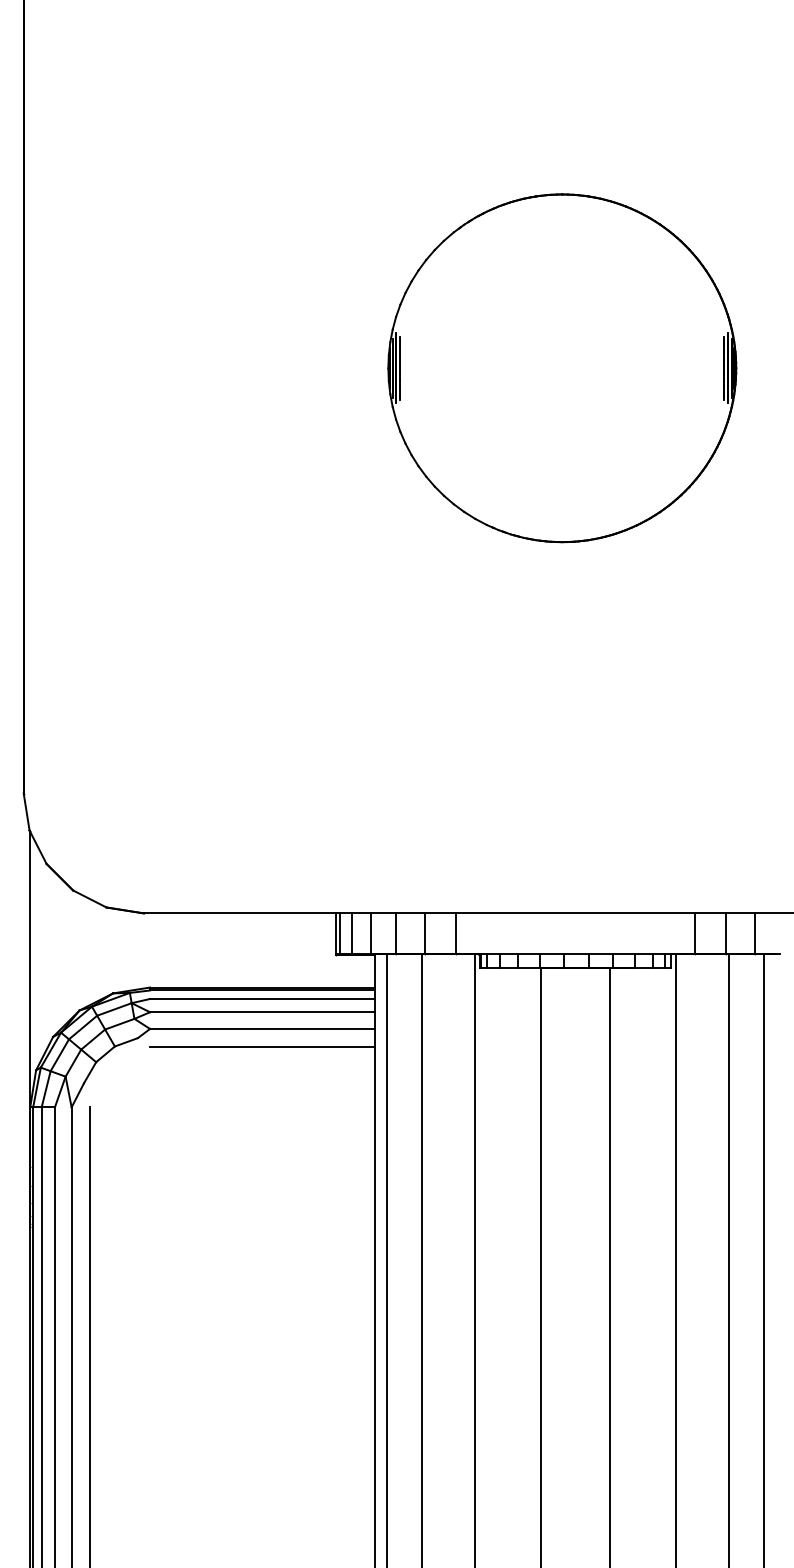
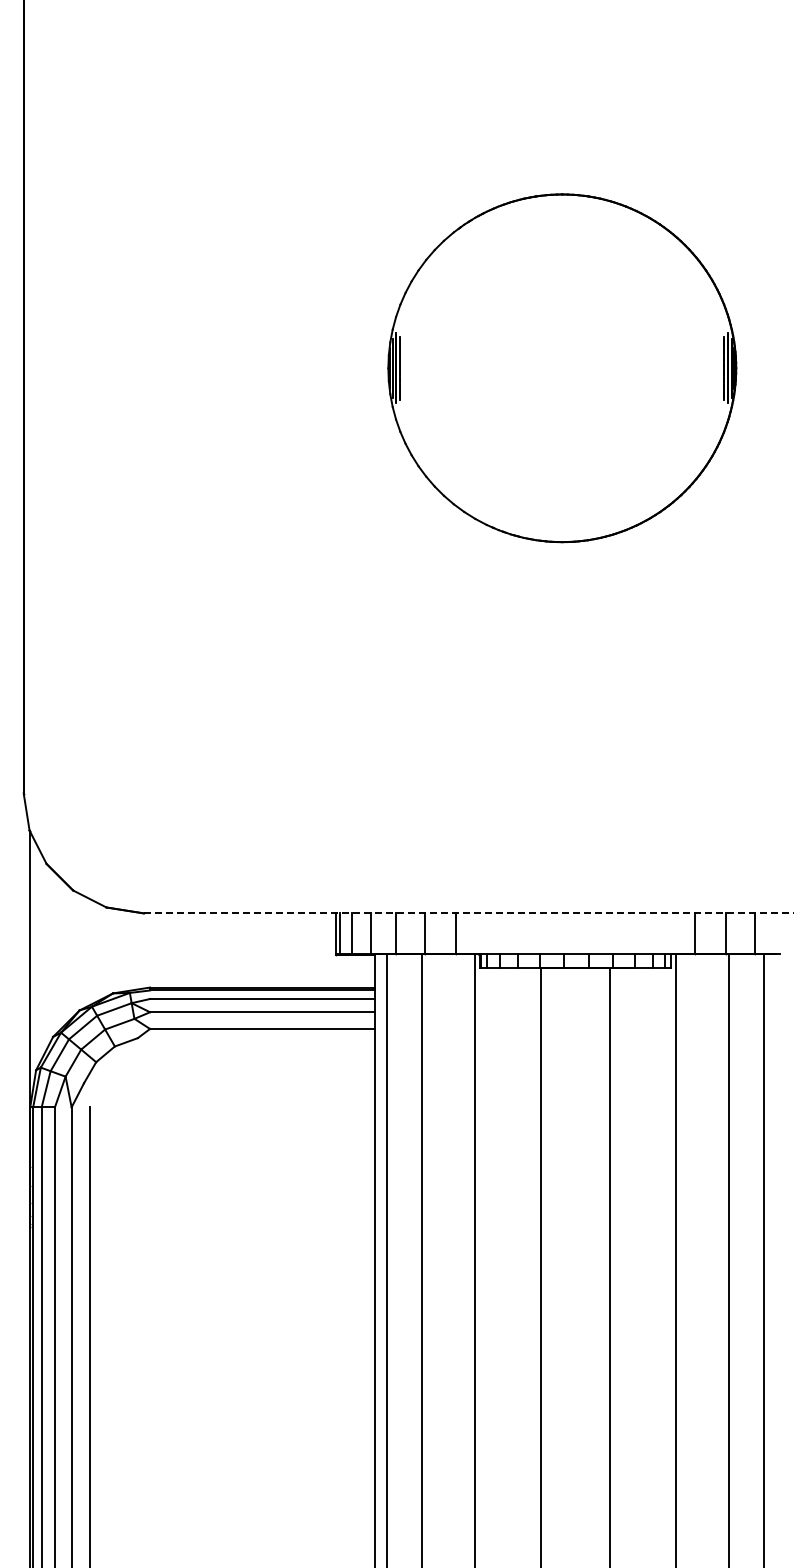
line: solid -> dashed (468, 913)
line: present -> none (262, 1047)
